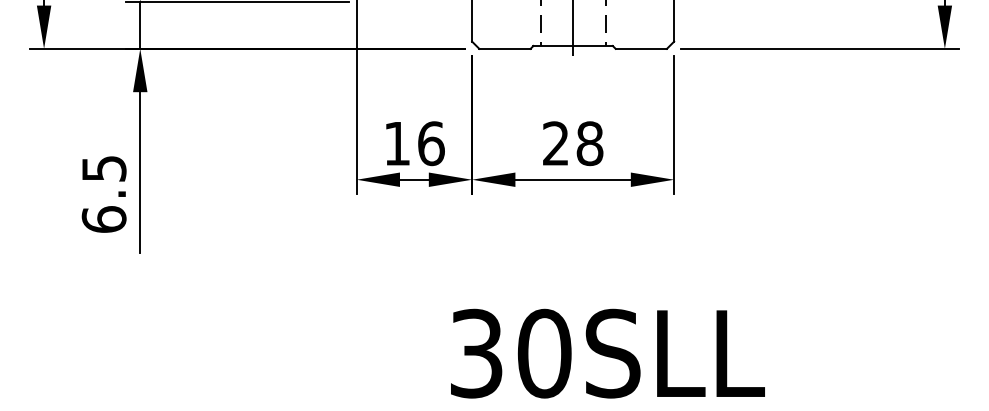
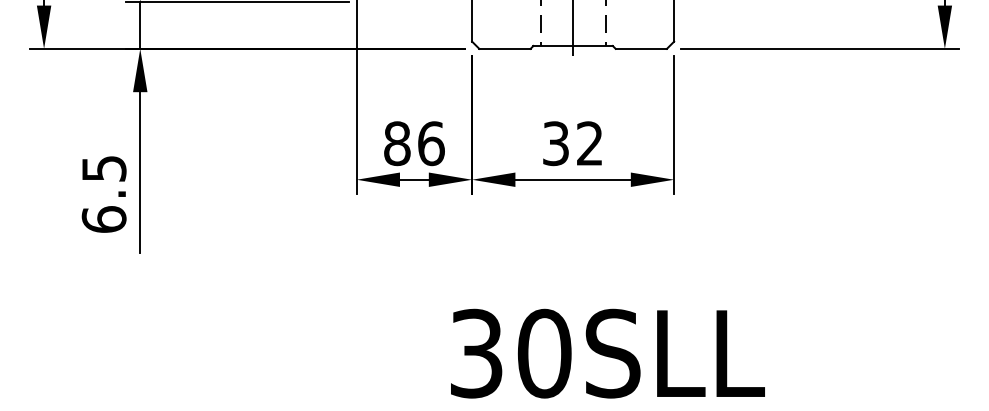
text: 16 -> 86 (397, 143)
text: 28 -> 32 (573, 143)
